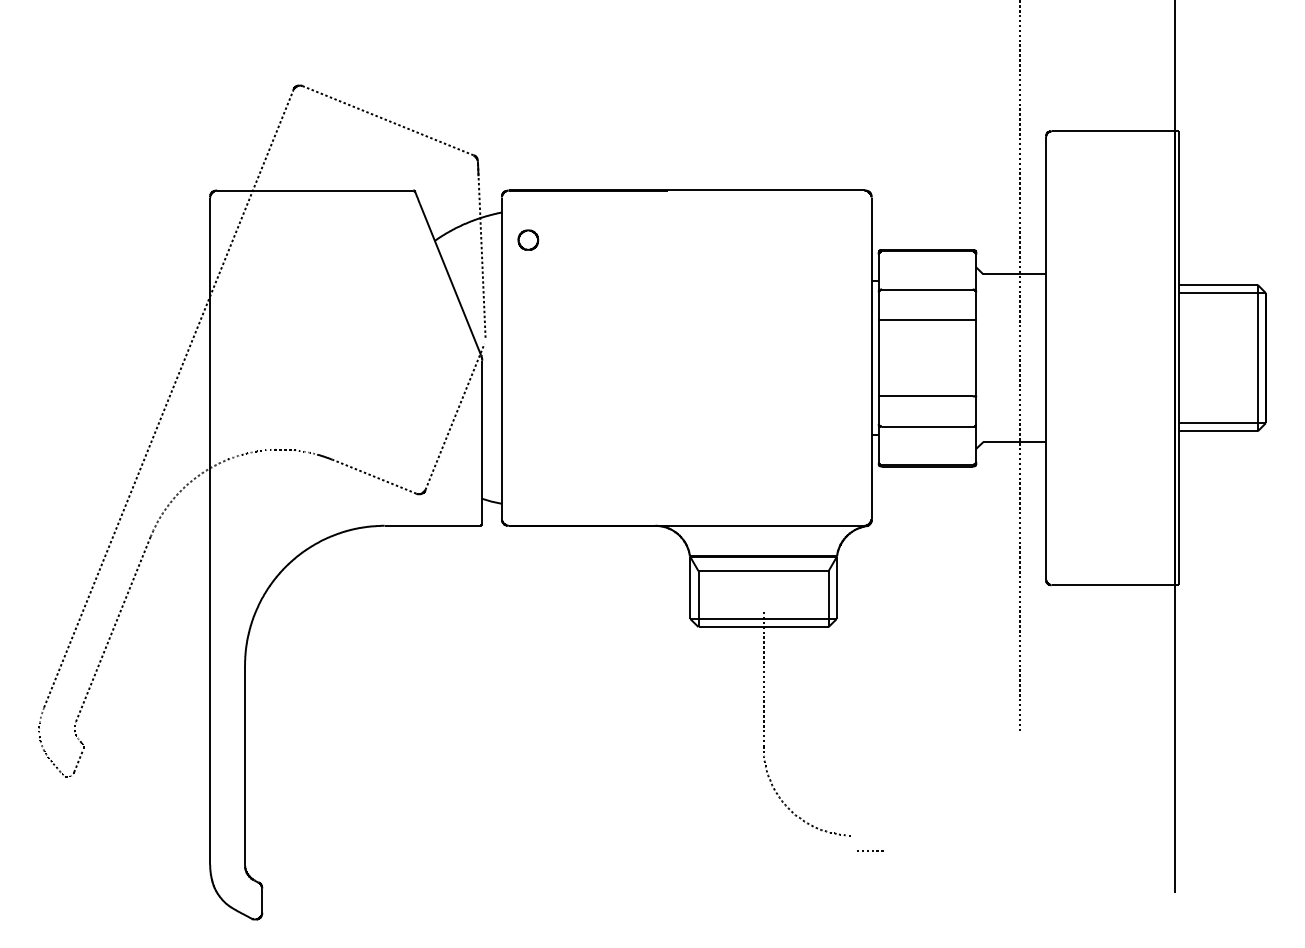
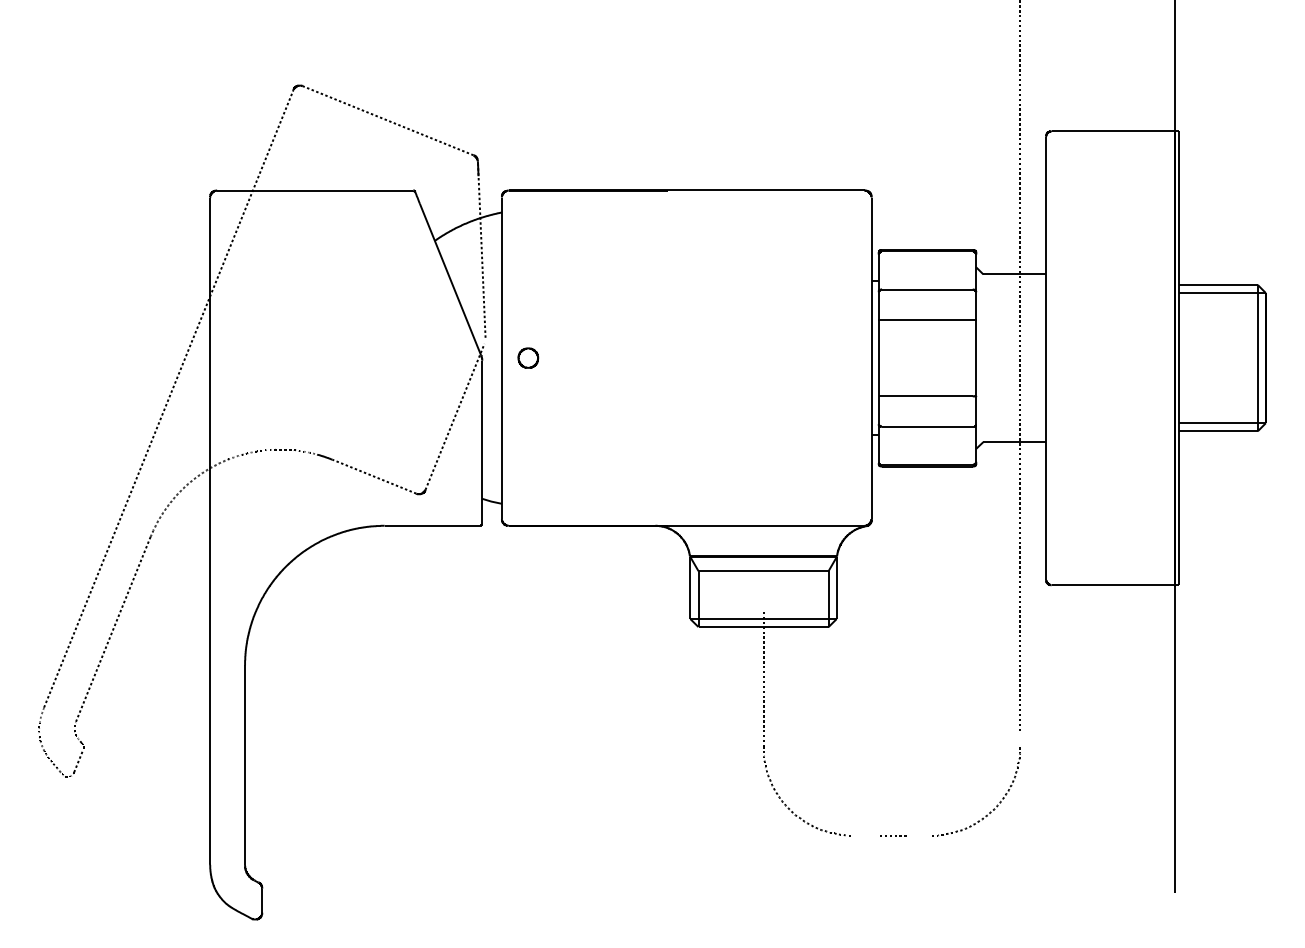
part position: (528, 239) -> (528, 357) (528, 357)
curve: none -> present (993, 808)
line position: (868, 850) -> (891, 835) (891, 835)
